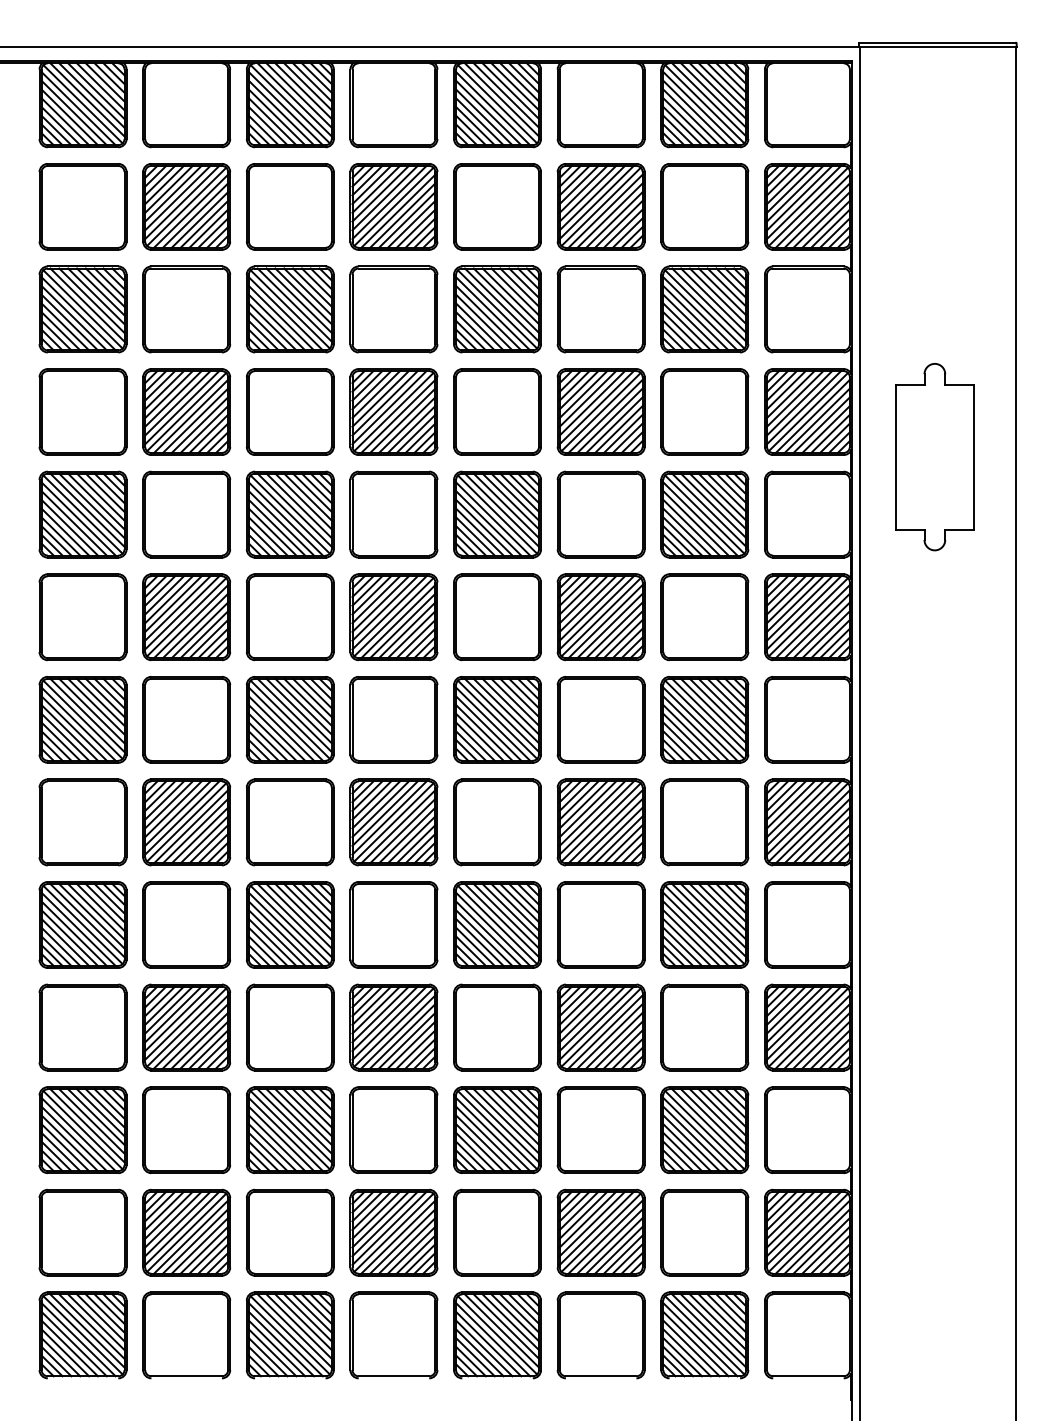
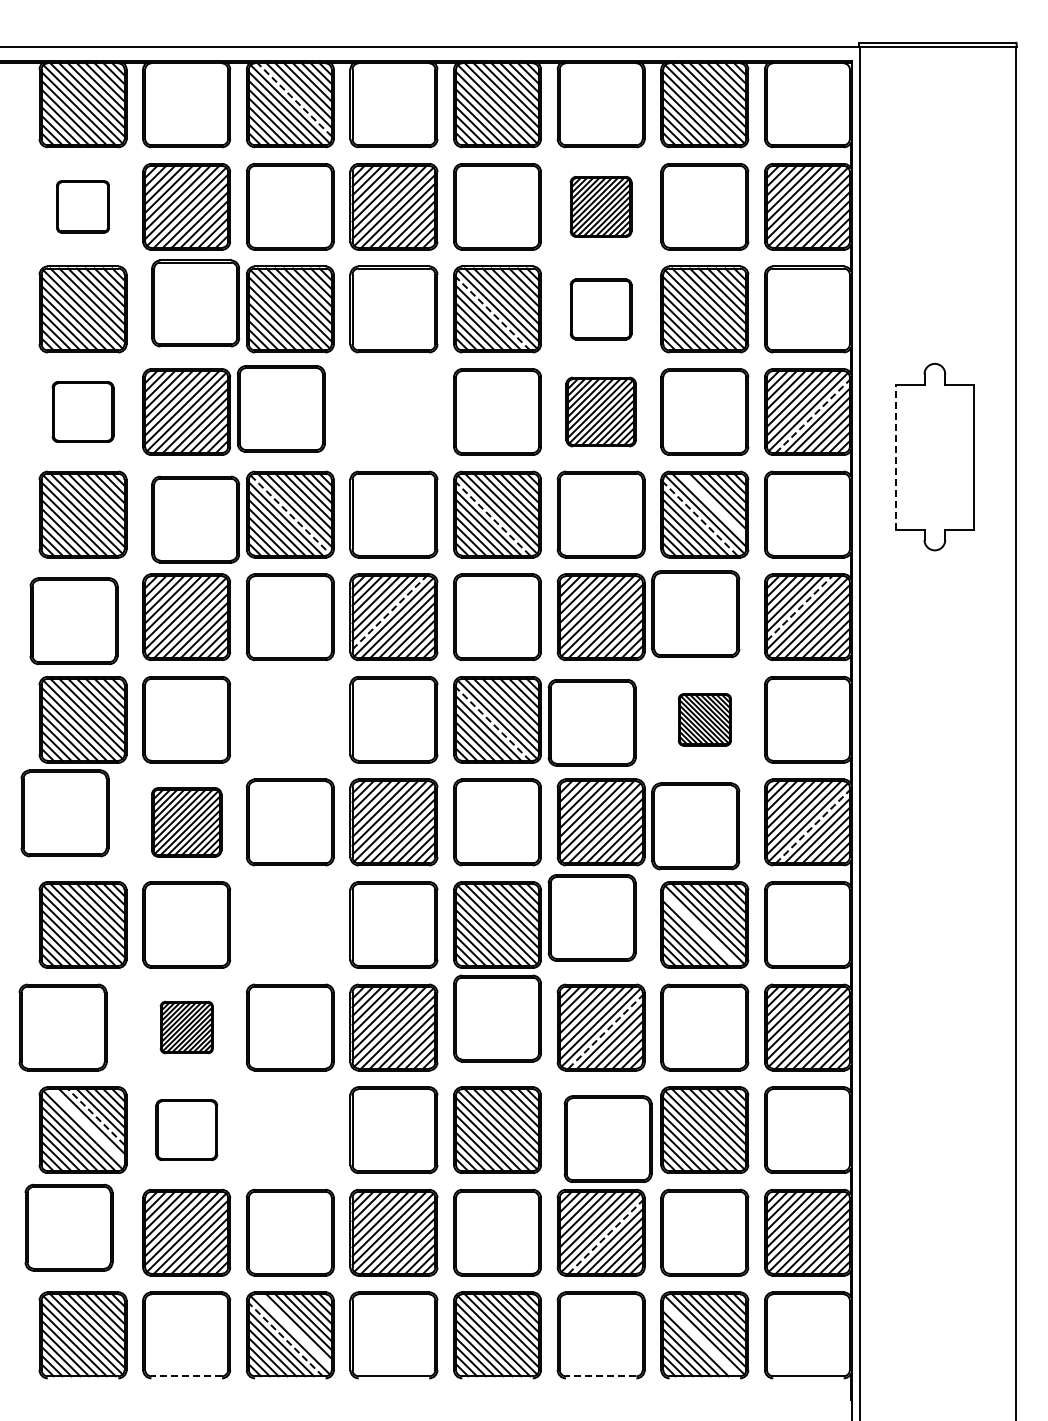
line: solid -> dashed (294, 99)
part size: 90x88 px -> 54x54 px (82, 206)
part size: 90x88 px -> 64x62 px (600, 206)
part position: (186, 309) -> (195, 303) (195, 303)
part size: 90x89 px -> 64x63 px (600, 309)
line: solid -> dashed (492, 313)
part size: 90x88 px -> 64x62 px (82, 411)
part position: (290, 411) -> (281, 408) (281, 408)
part: present -> none (393, 411)
part size: 90x88 px -> 72x72 px (600, 411)
line: solid -> dashed (813, 416)
line: solid -> dashed (895, 457)
line: present -> none (713, 505)
part position: (186, 514) -> (195, 519) (195, 519)
line: solid -> dashed (290, 514)
line: solid -> dashed (492, 518)
line: solid -> dashed (700, 518)
line: solid -> dashed (799, 608)
line: solid -> dashed (389, 612)
part position: (82, 617) -> (73, 621) (73, 621)
part position: (704, 617) -> (695, 614) (695, 614)
part: present -> none (289, 719)
part position: (600, 719) -> (591, 722) (591, 722)
part size: 90x88 px -> 55x54 px (704, 719)
line: solid -> dashed (492, 723)
part position: (82, 822) -> (64, 813) (64, 813)
part size: 90x89 px -> 72x71 px (186, 822)
part position: (704, 822) -> (695, 826) (695, 826)
line: solid -> dashed (813, 826)
part: present -> none (290, 924)
part position: (600, 924) -> (591, 917) (591, 917)
line: present -> none (700, 928)
part position: (82, 1027) -> (62, 1027) (62, 1027)
part size: 90x89 px -> 55x55 px (186, 1027)
part position: (497, 1027) -> (497, 1018) (497, 1018)
line: solid -> dashed (605, 1031)
line: solid -> dashed (96, 1117)
line: present -> none (87, 1125)
part size: 90x88 px -> 64x63 px (186, 1130)
part: present -> none (289, 1129)
part position: (600, 1129) -> (607, 1138) (607, 1138)
part position: (82, 1232) -> (68, 1227) (68, 1227)
line: solid -> dashed (605, 1236)
line: present -> none (294, 1330)
line: solid -> dashed (285, 1339)
line: present -> none (700, 1339)
line: solid -> dashed (186, 1376)
line: solid -> dashed (600, 1376)
